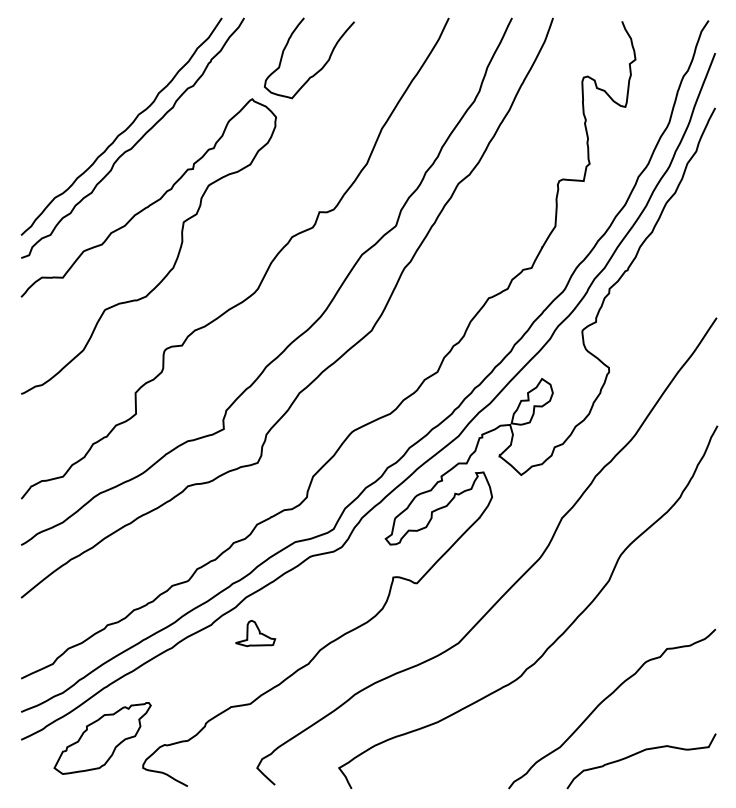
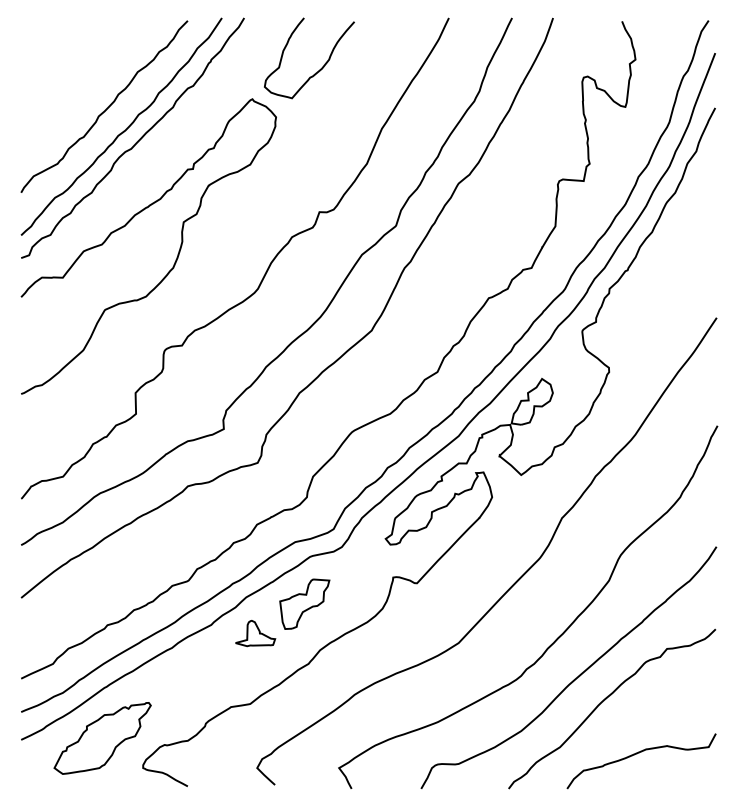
curve: none -> present (106, 108)
part: none -> present (304, 603)
curve: none -> present (574, 678)
